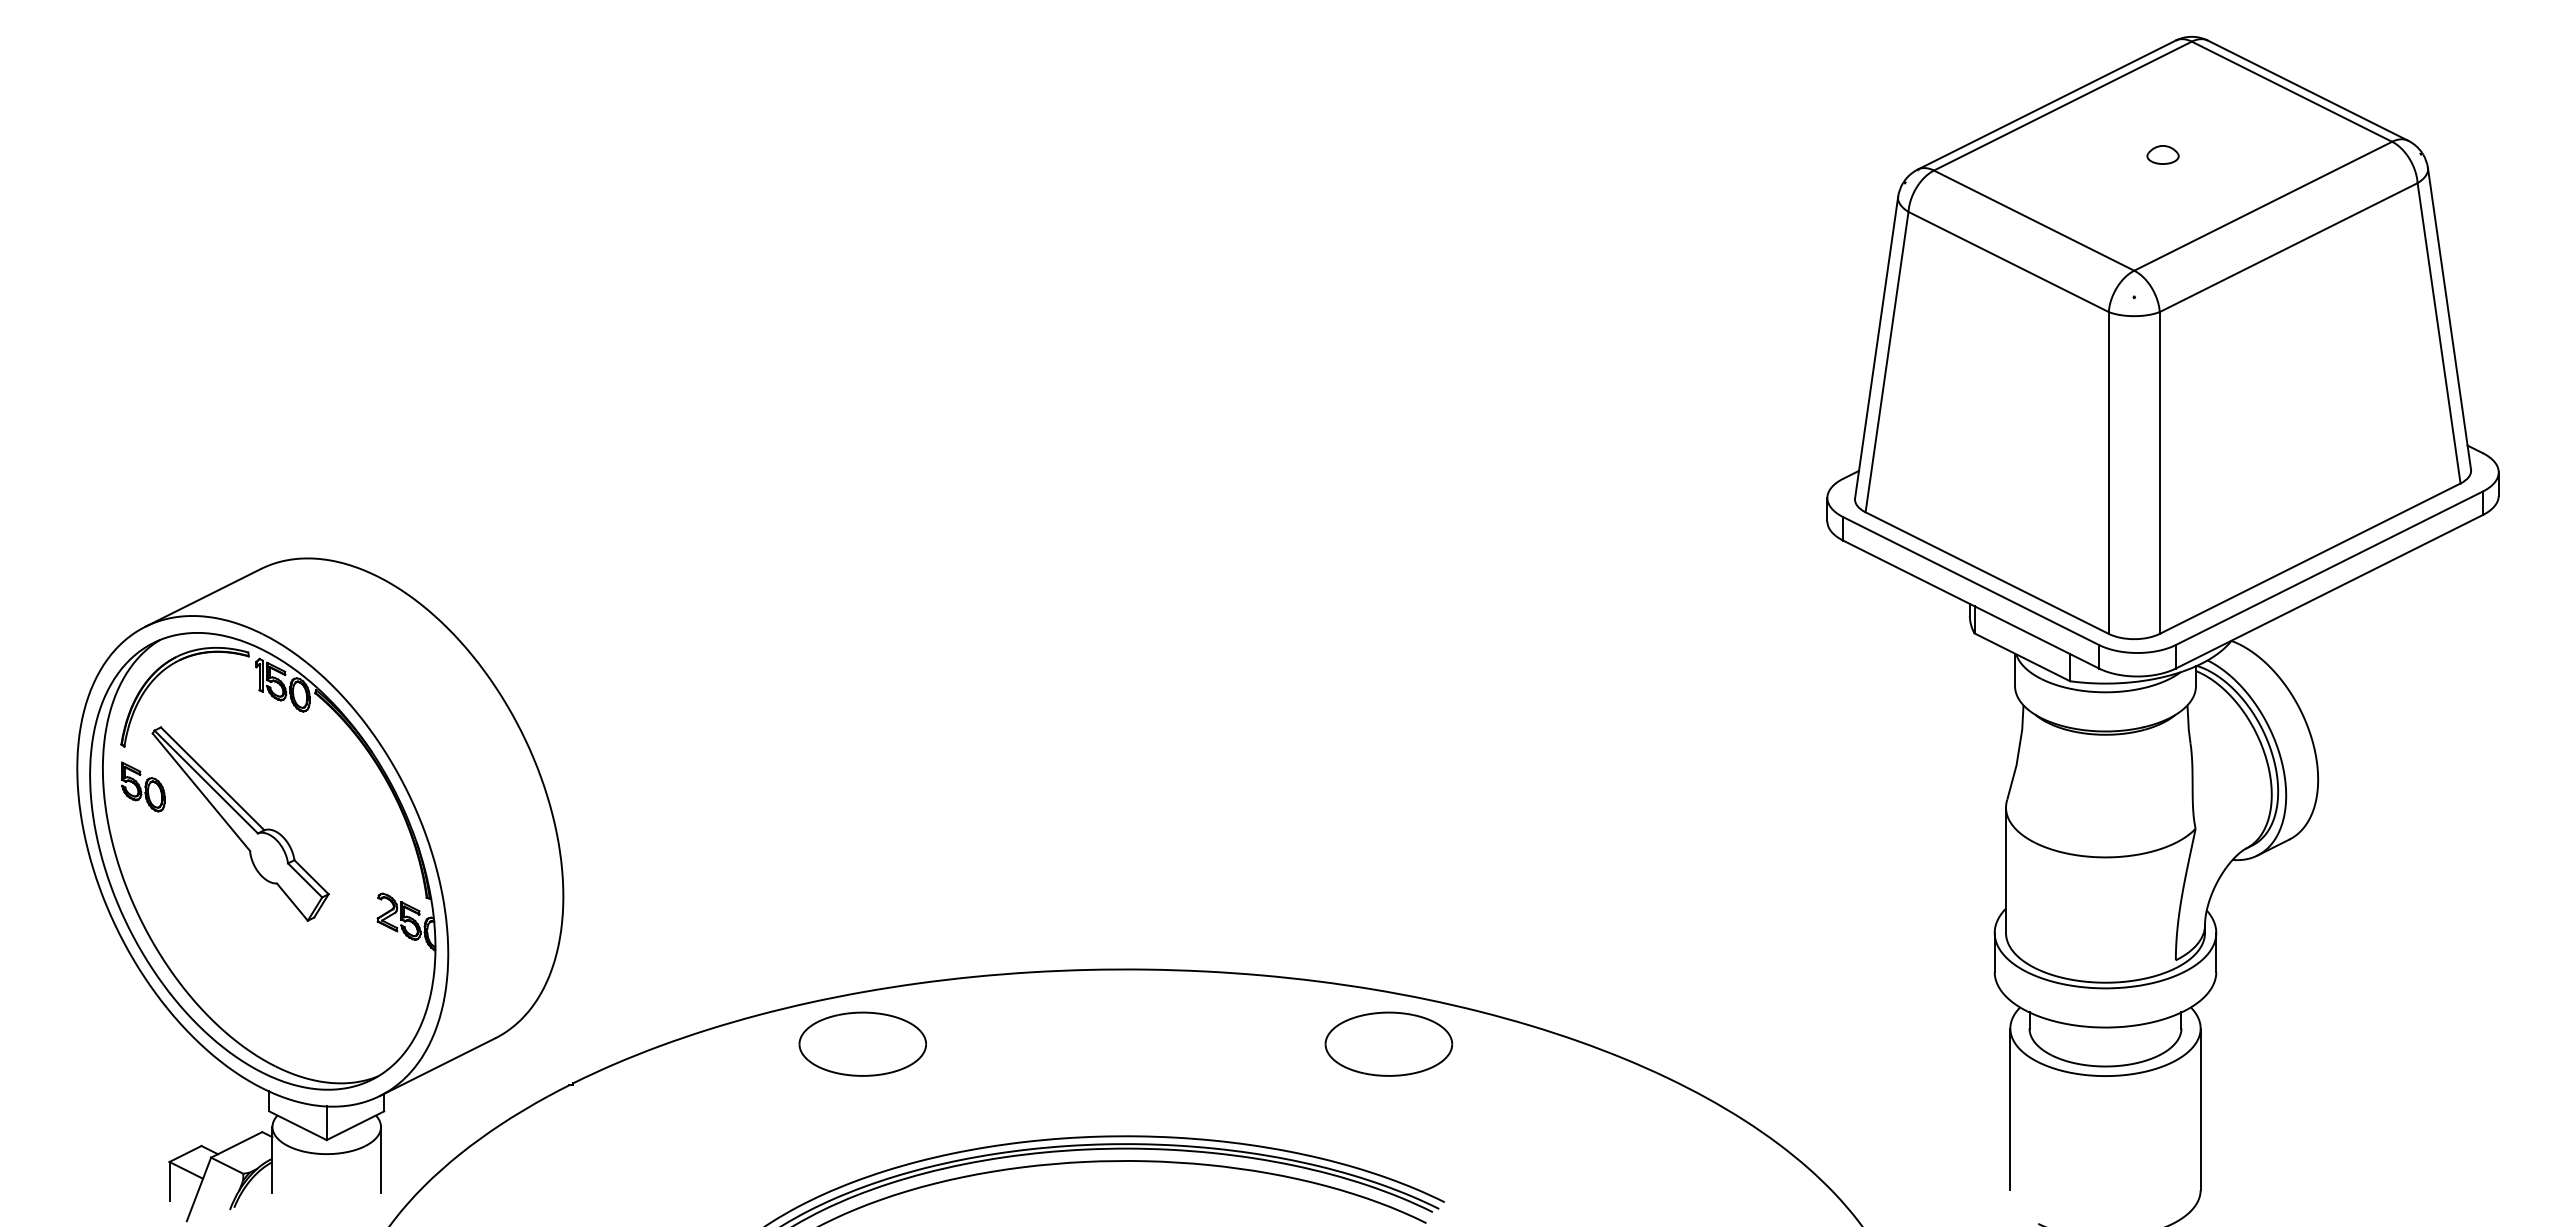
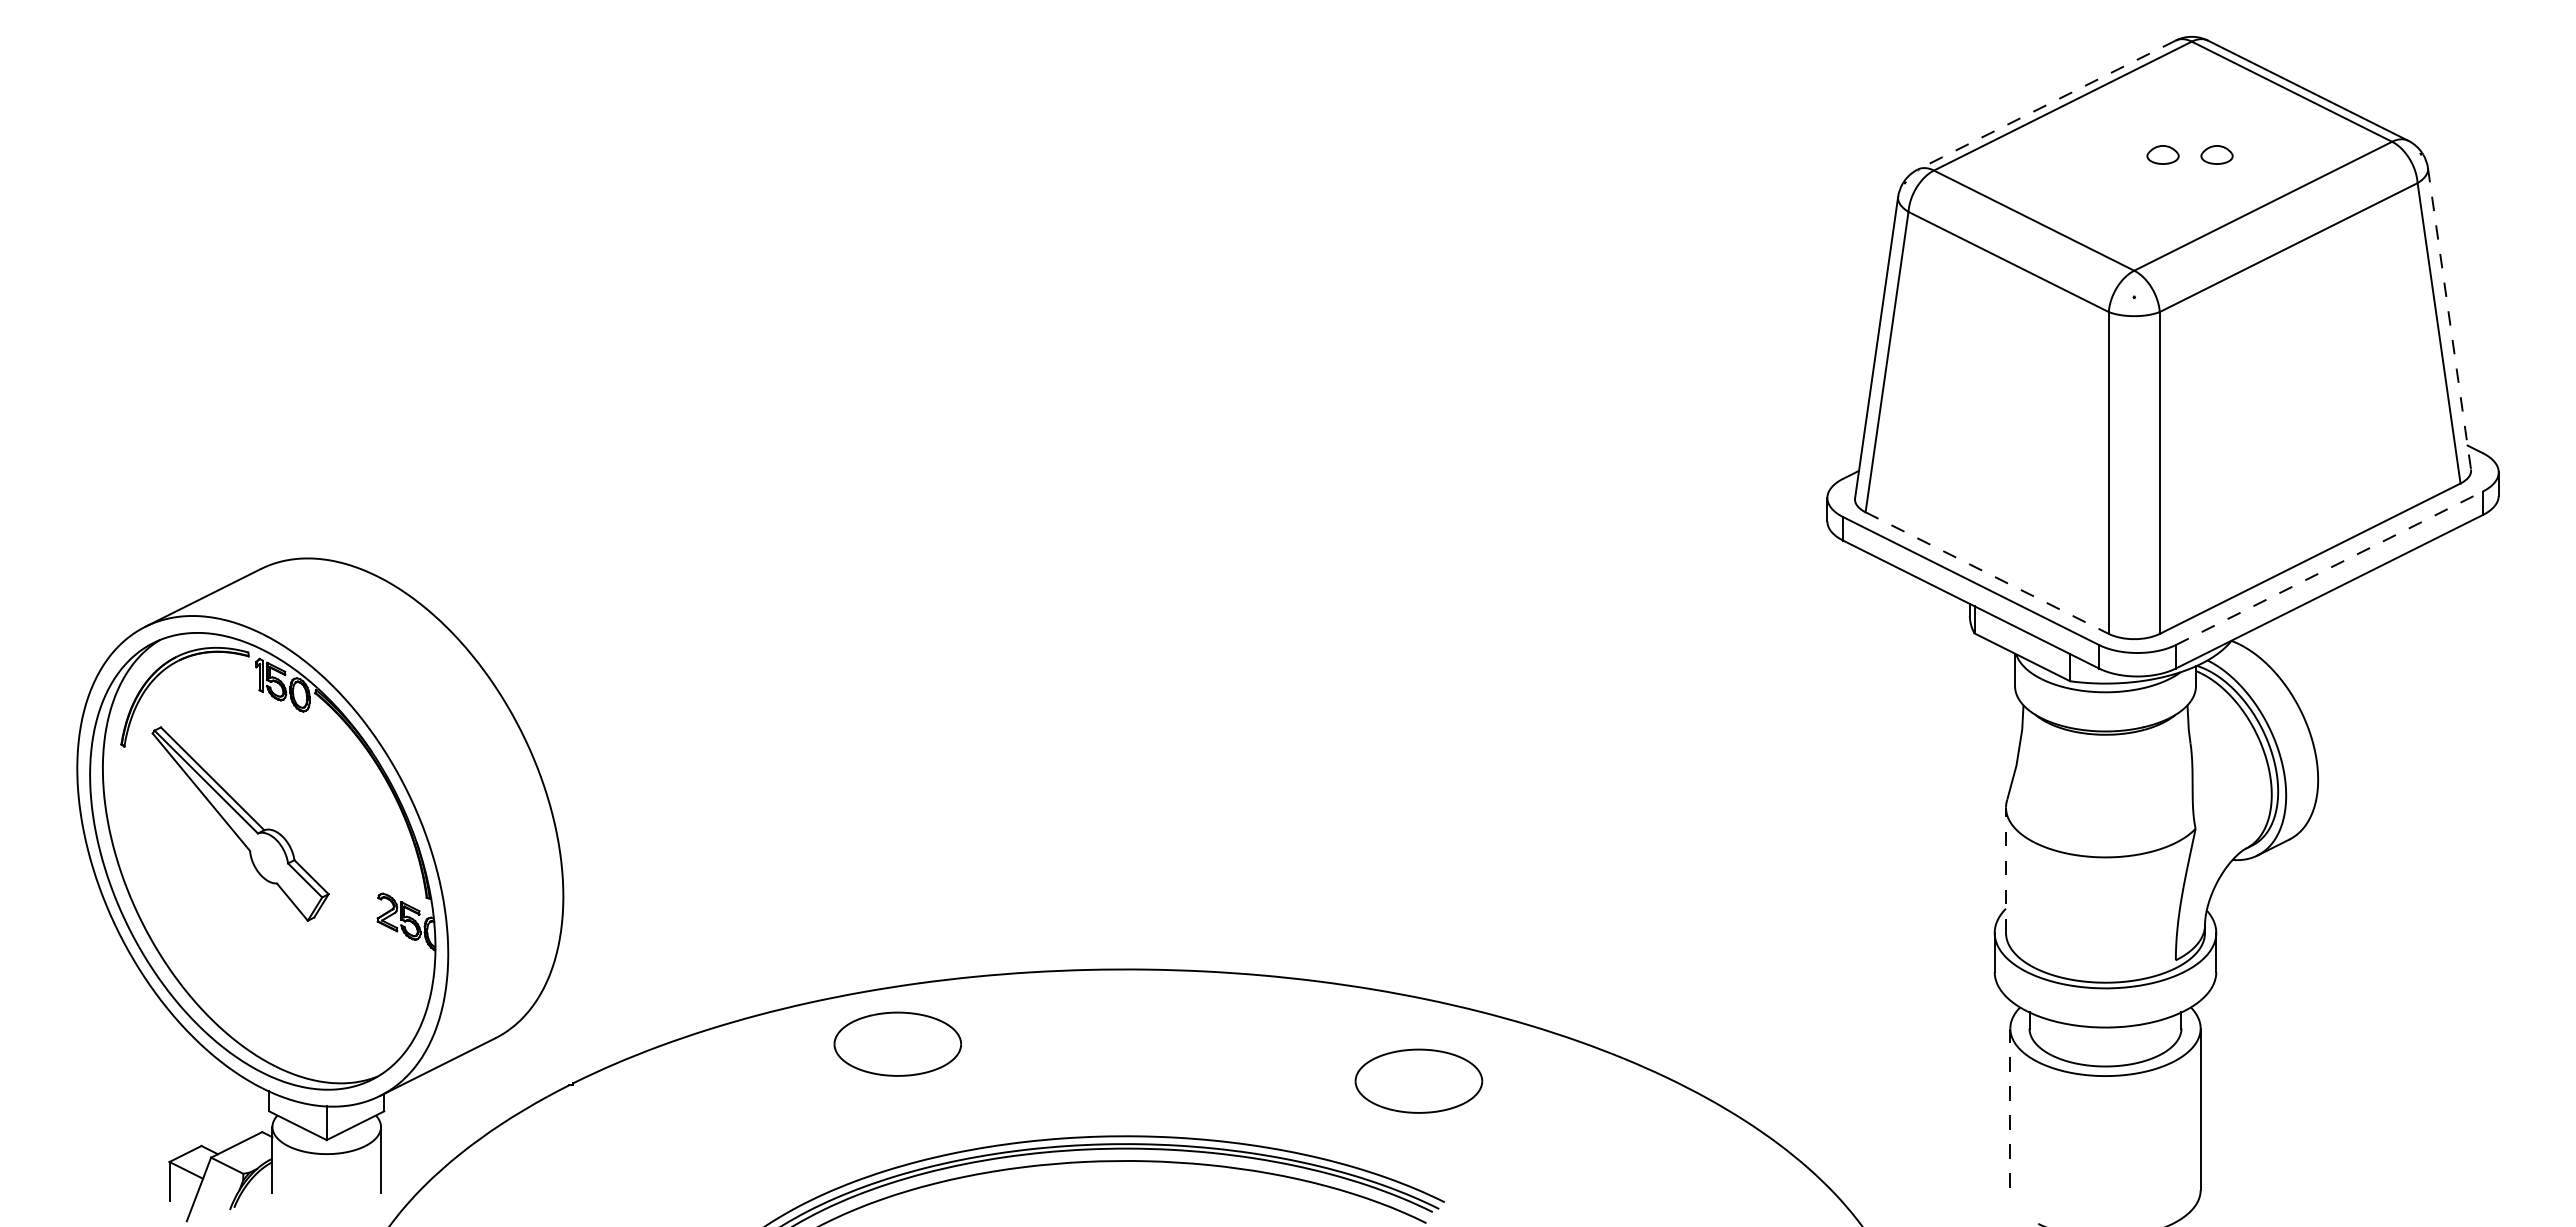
line: solid -> dashed (2046, 105)
part: none -> present (2216, 154)
line: solid -> dashed (2449, 319)
line: solid -> dashed (2329, 568)
line: solid -> dashed (1987, 573)
part: present -> none (143, 786)
line: solid -> dashed (2006, 870)
part position: (862, 1043) -> (897, 1043) (897, 1043)
part position: (1388, 1043) -> (1418, 1080) (1418, 1080)
line: solid -> dashed (2010, 1109)
